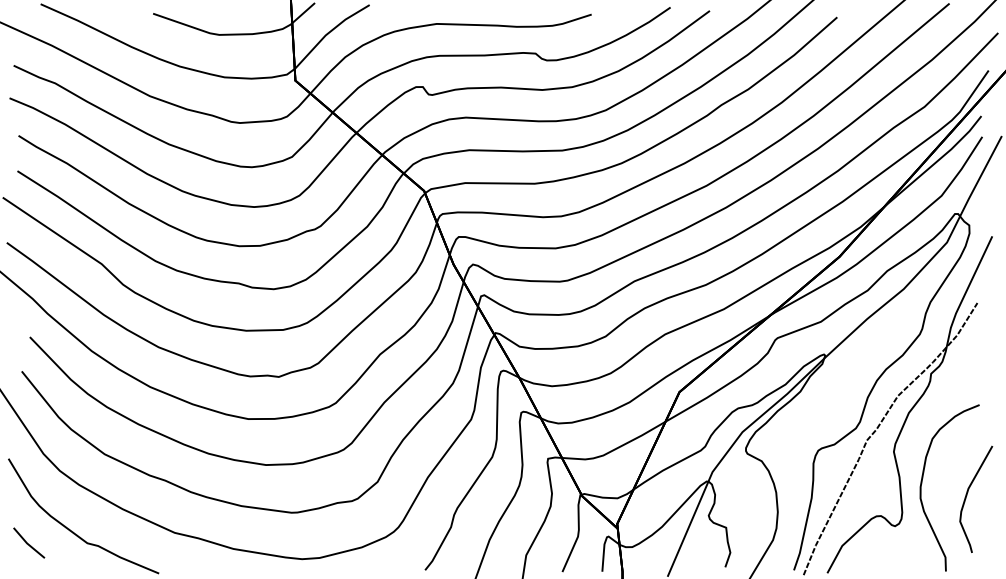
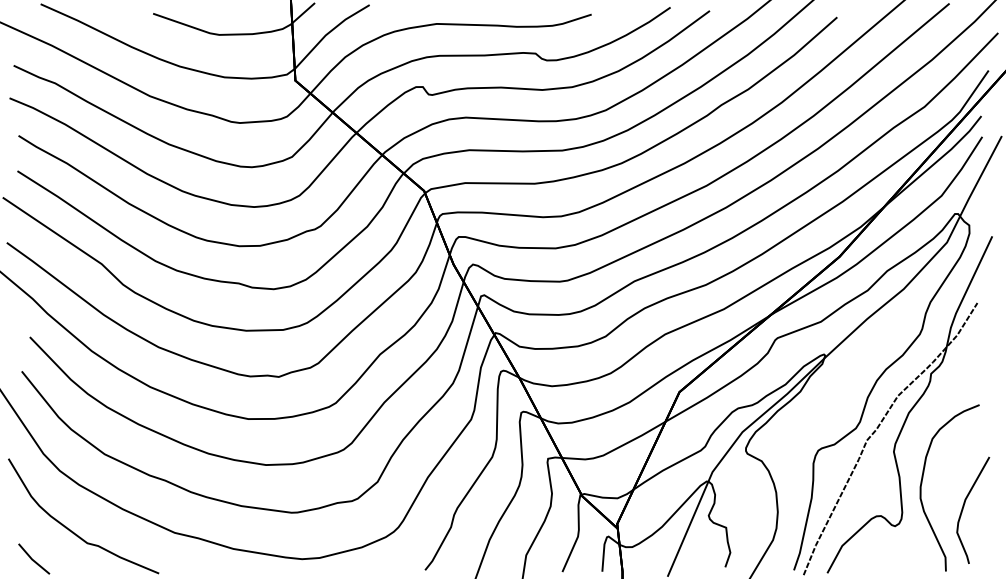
curve position: (967, 495) -> (964, 506) (964, 506)
line position: (28, 543) -> (33, 559) (33, 559)
